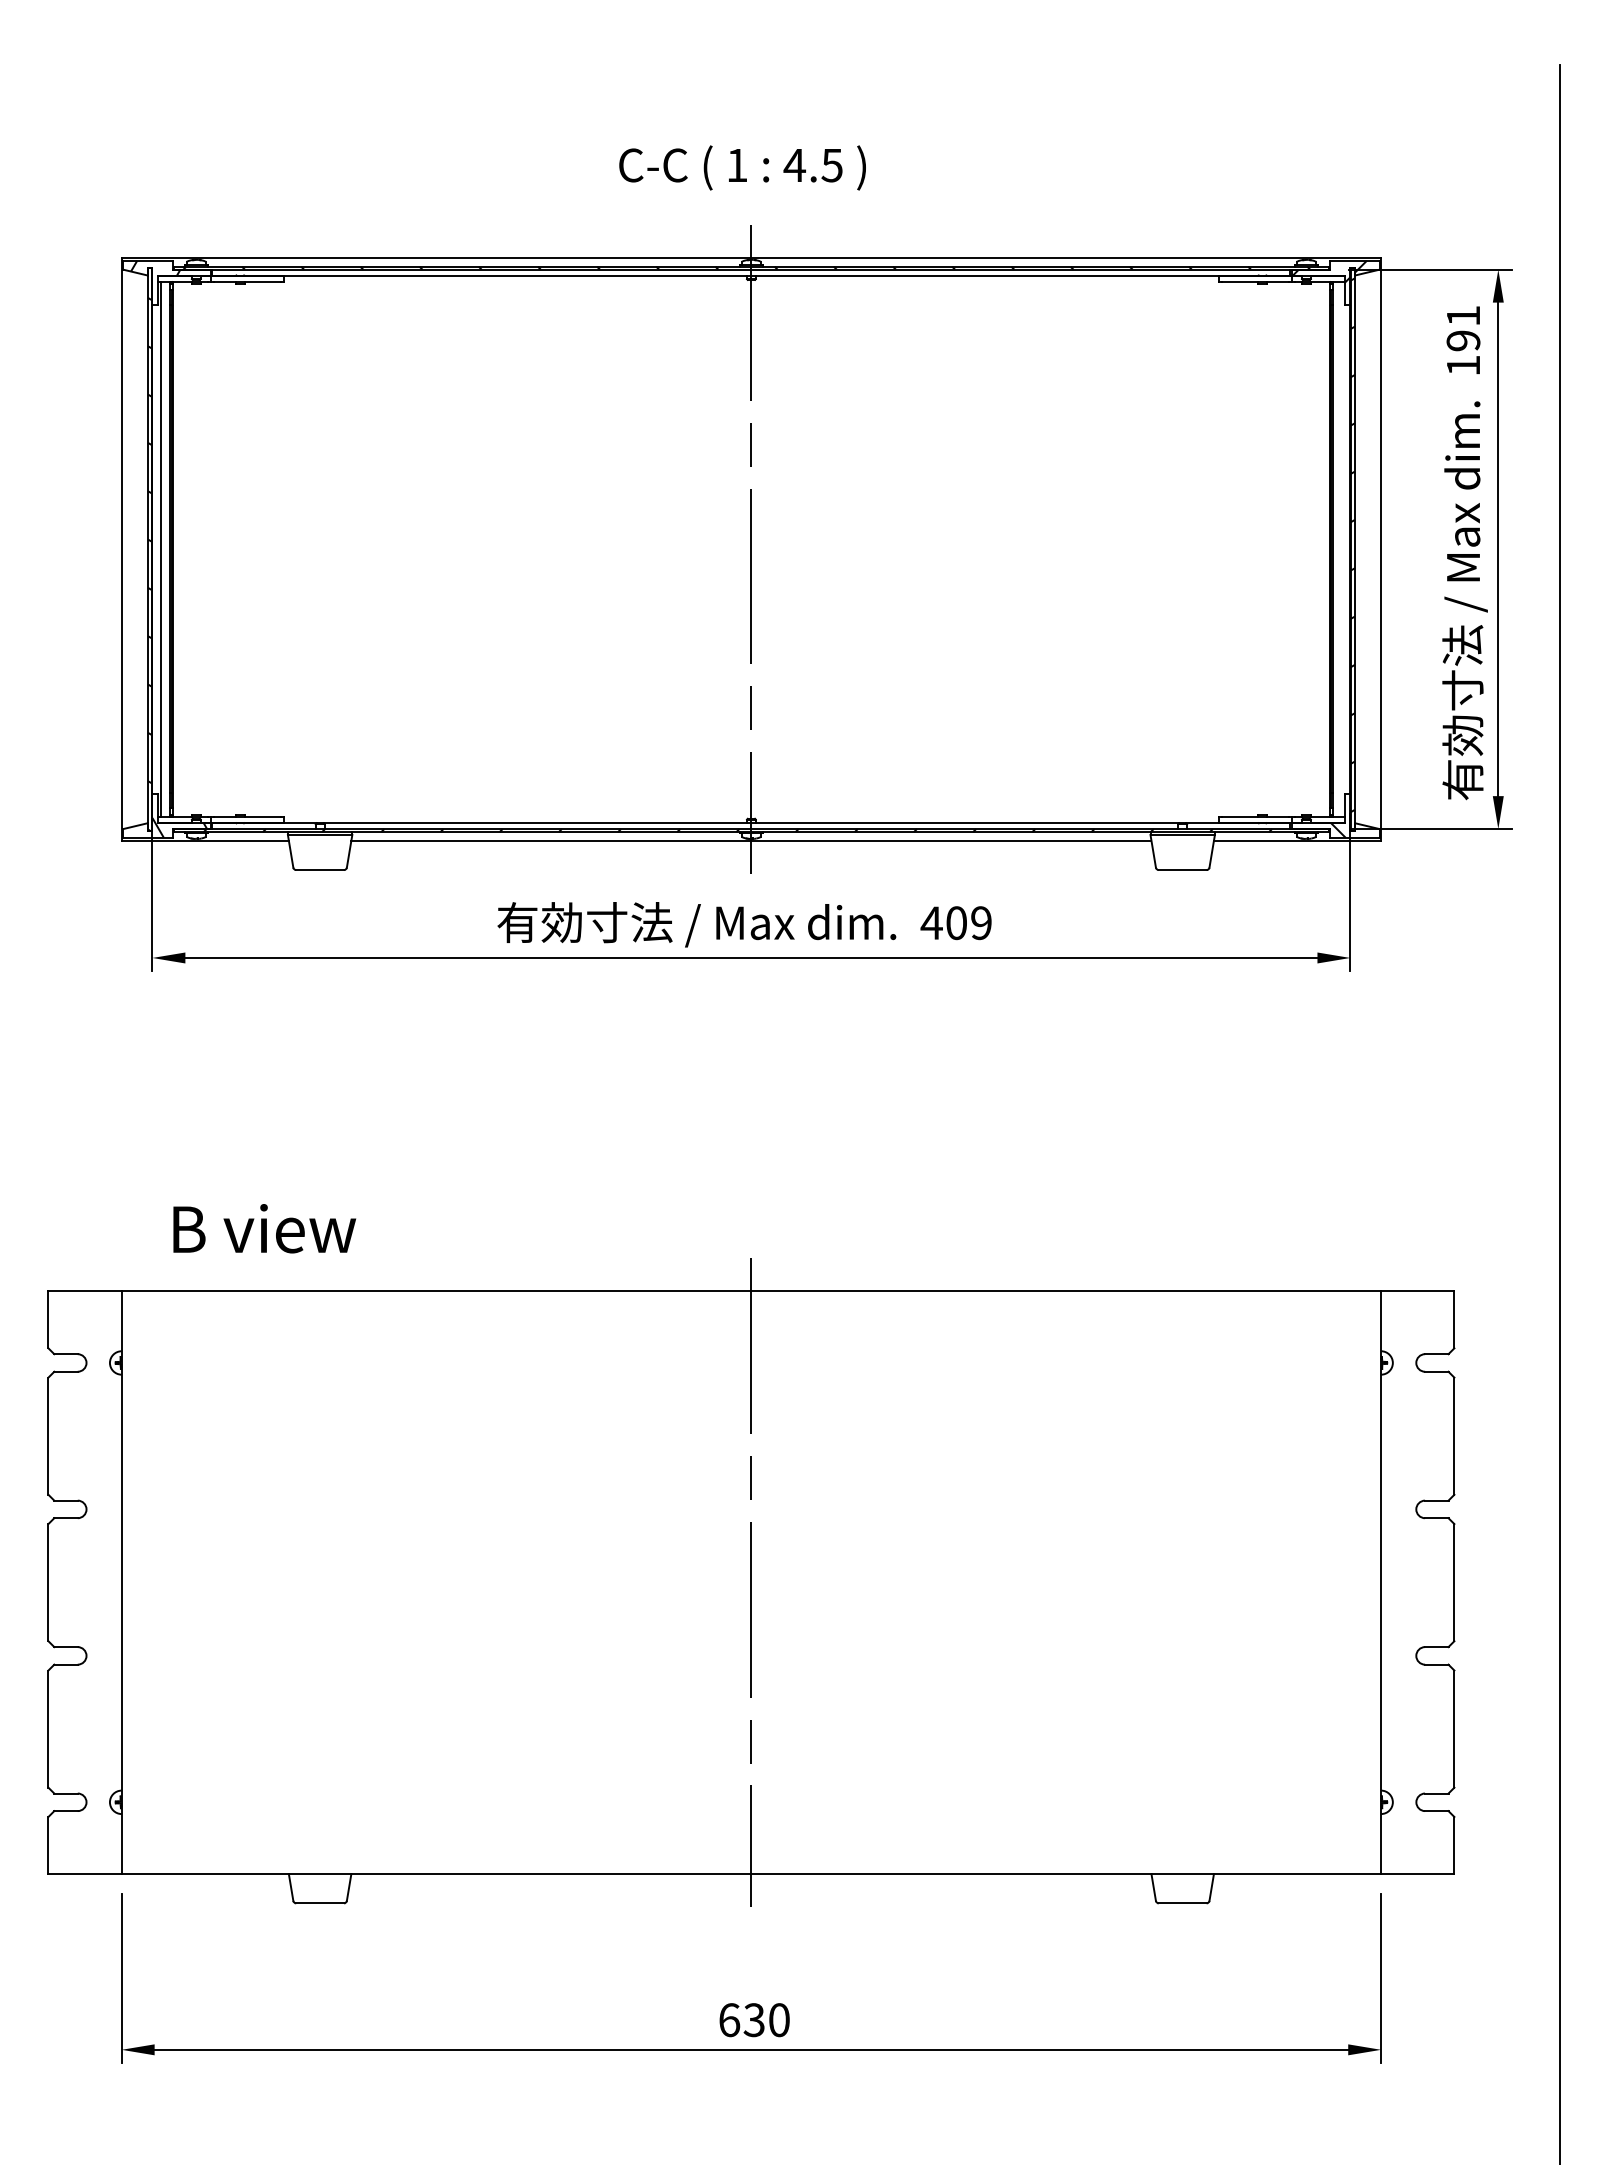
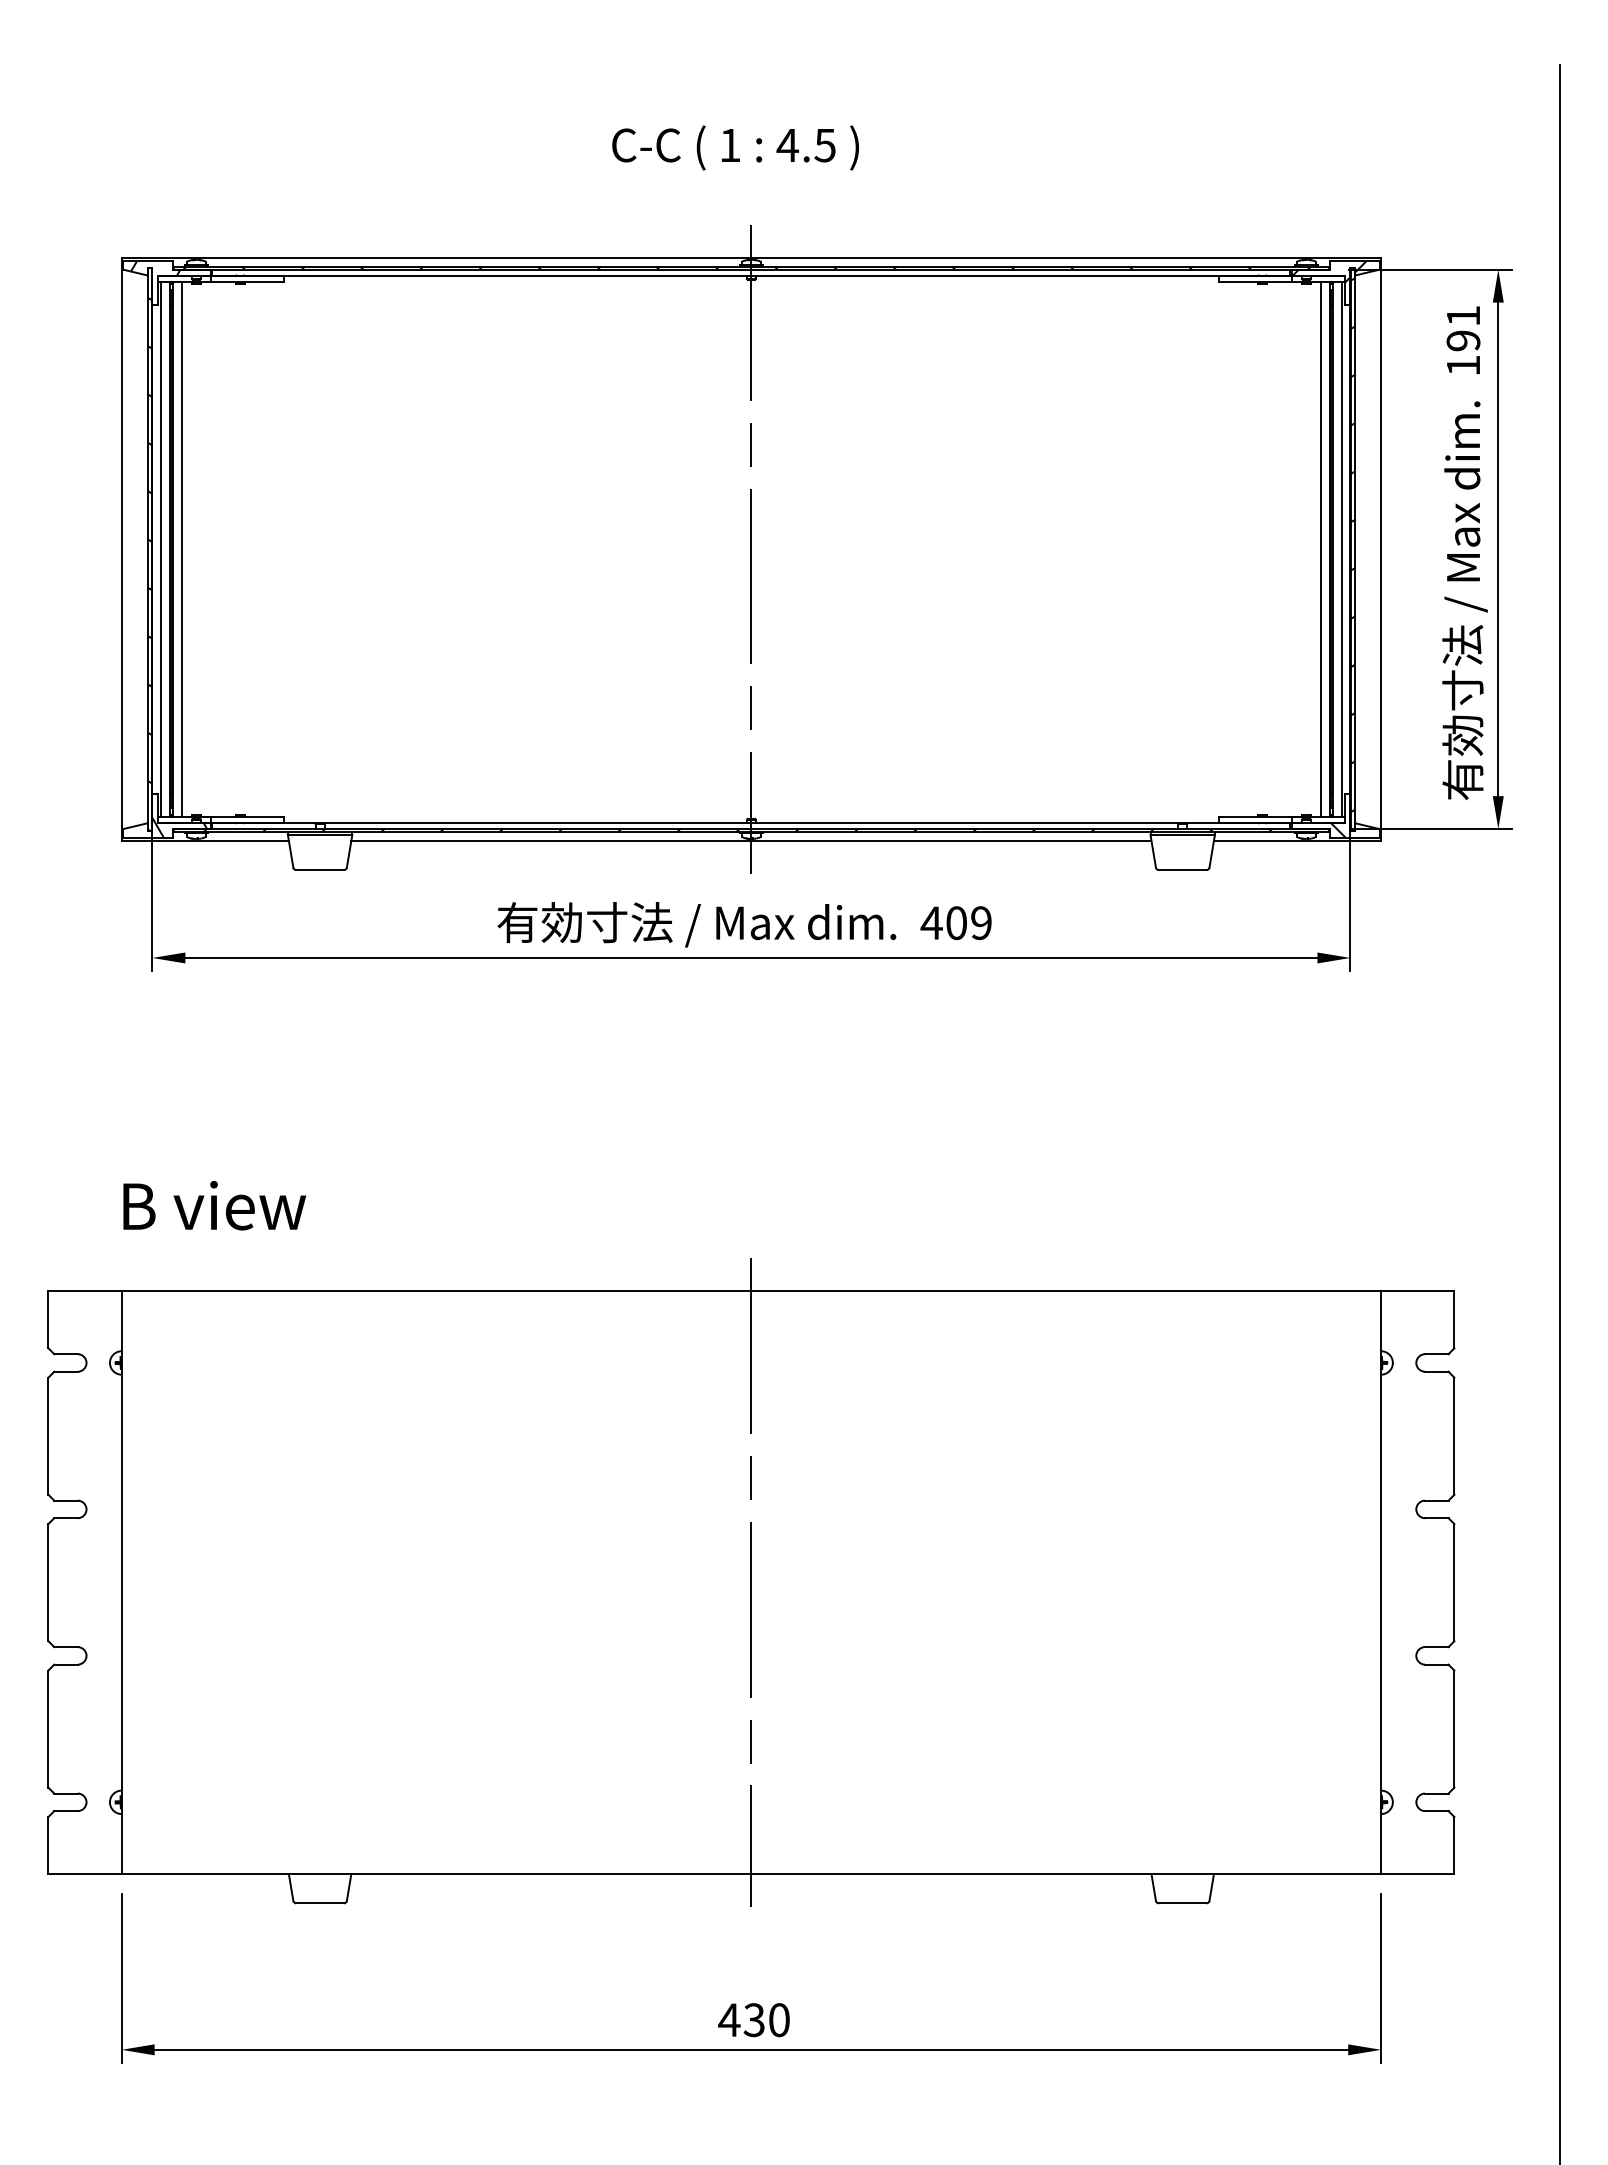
text position: (742, 167) -> (735, 147) (735, 147)
line: none -> present (181, 549)
line: none -> present (1321, 549)
line: none -> present (1341, 549)
text position: (264, 1228) -> (214, 1205) (214, 1205)
text: 630 -> 430 (729, 2020)
